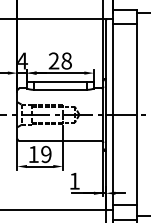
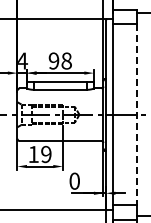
text: 28 -> 98 (53, 61)
line: solid -> dashed (136, 115)
text: 1 -> 0 (74, 180)
